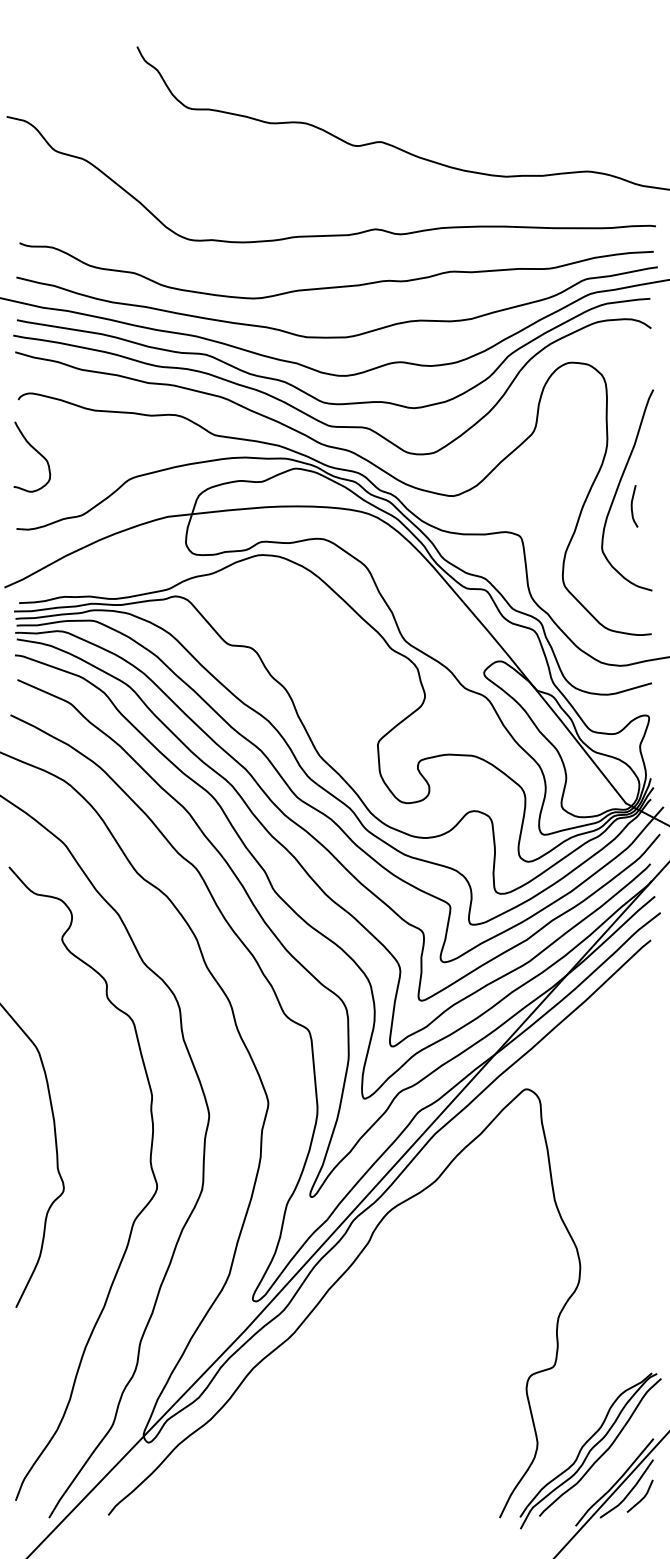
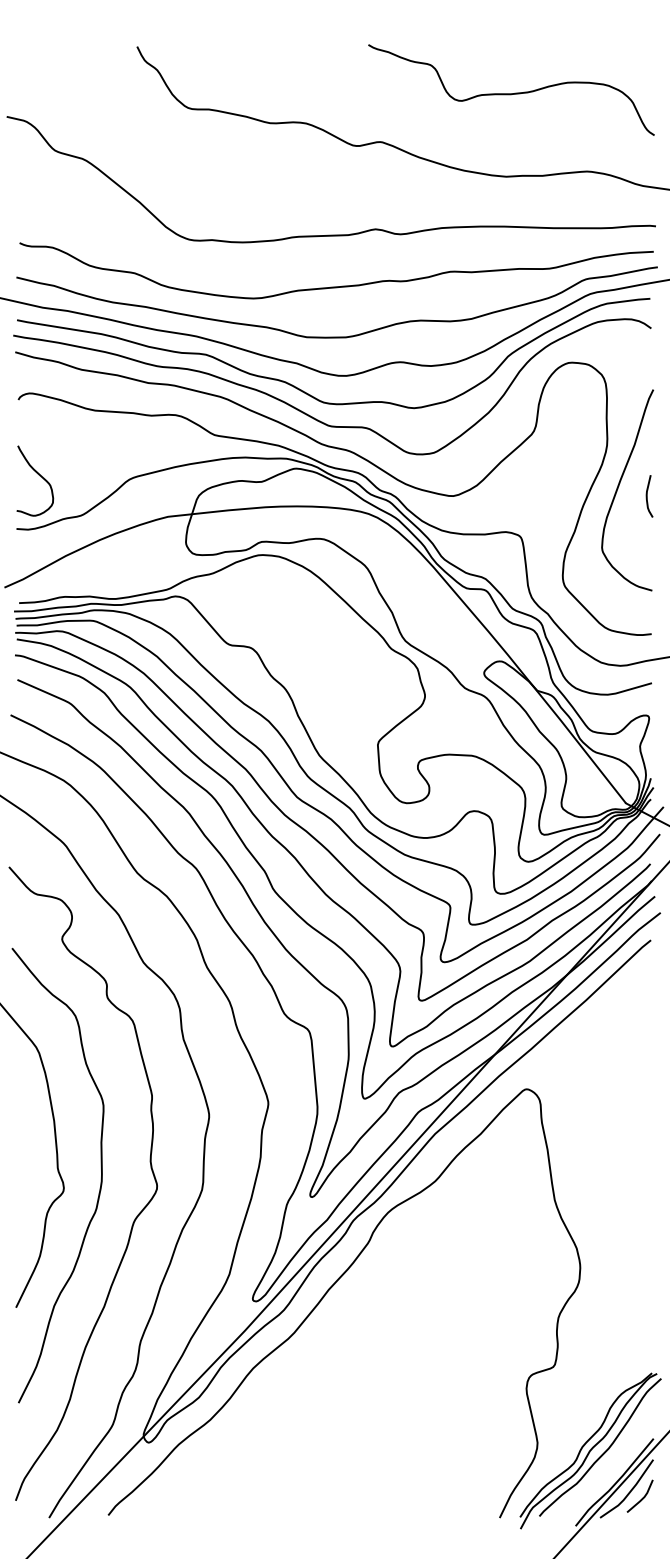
curve: none -> present (511, 93)
curve position: (35, 451) -> (38, 475) (38, 475)
curve position: (632, 506) -> (647, 496) (647, 496)
curve: none -> present (100, 1179)
